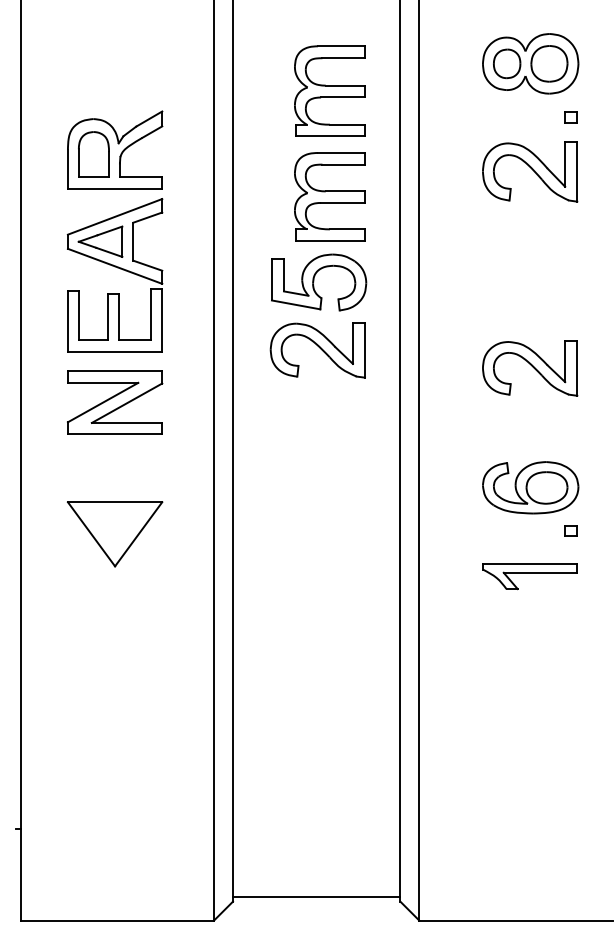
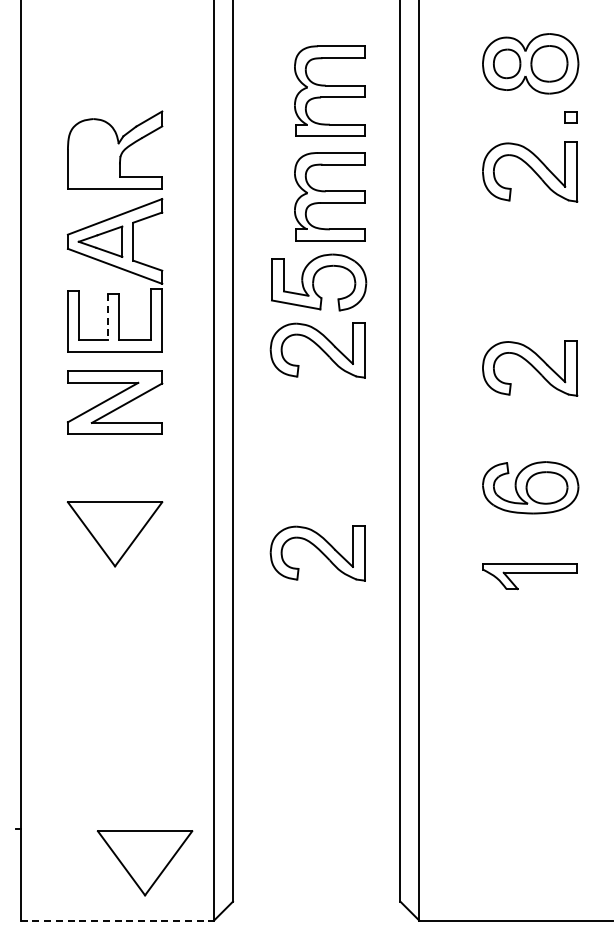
part: present -> none (93, 154)
line: solid -> dashed (107, 316)
part: present -> none (570, 530)
part: none -> present (317, 553)
part: none -> present (144, 863)
line: present -> none (316, 896)
line: solid -> dashed (117, 920)
